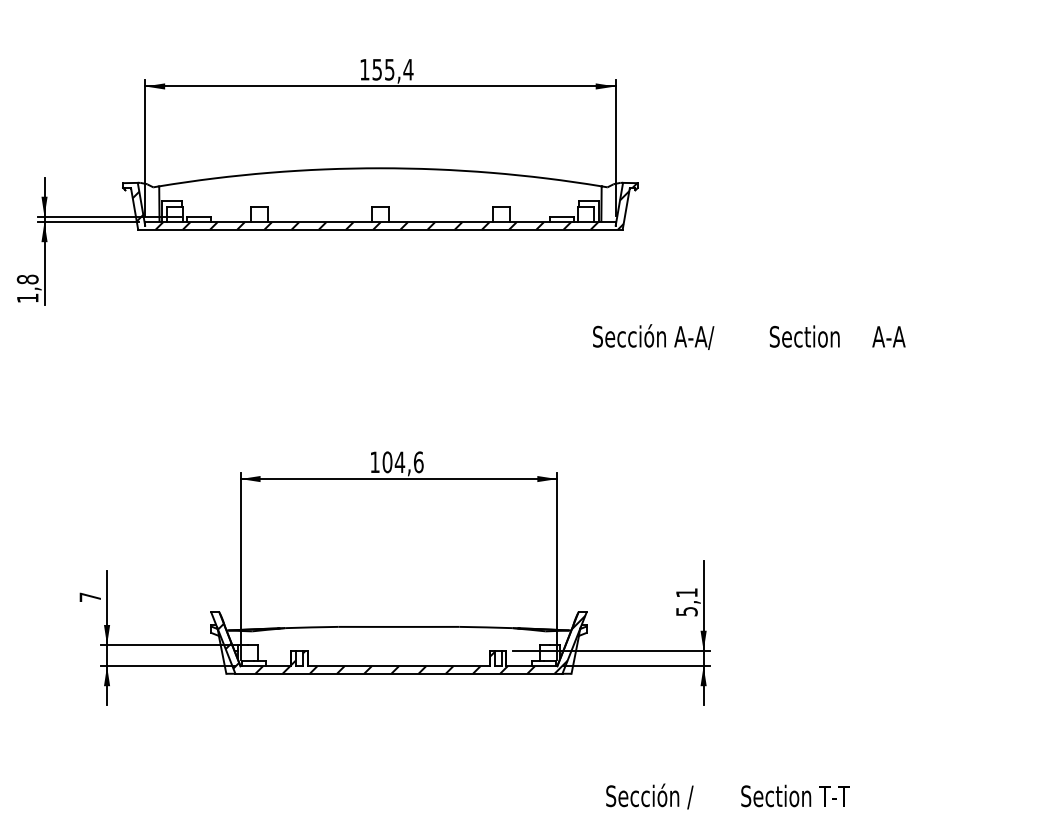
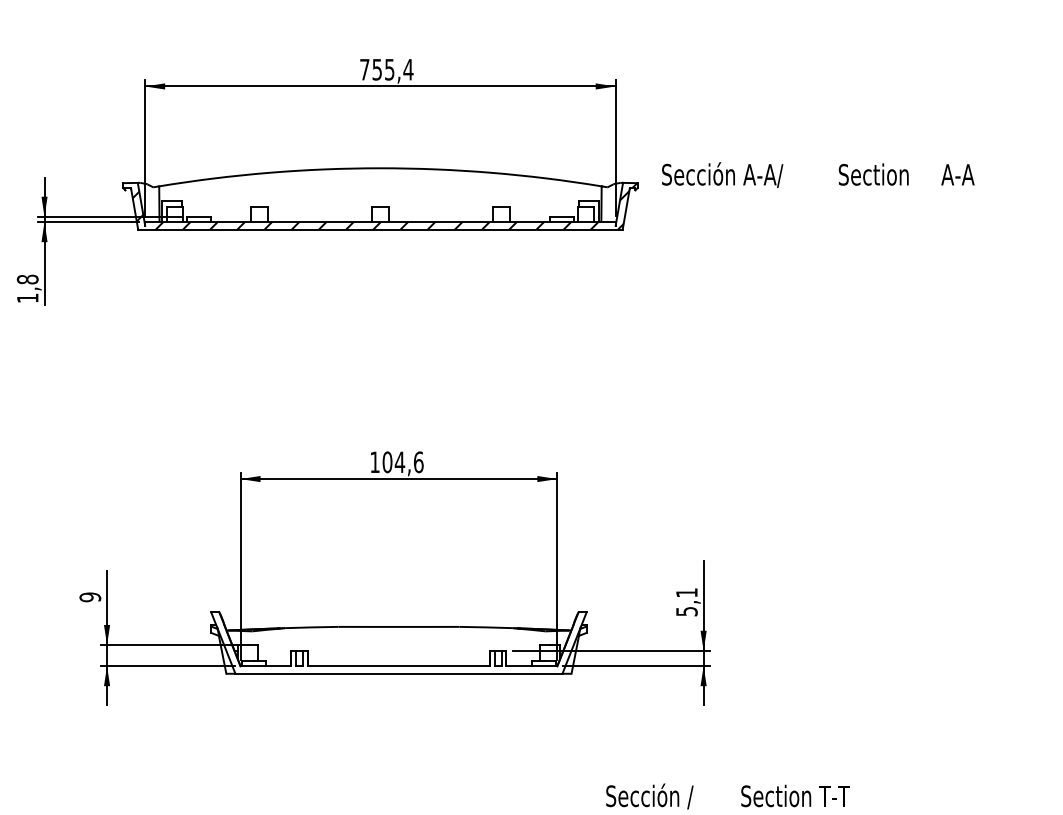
text: 155,4 -> 755,4 (364, 69)
text position: (749, 336) -> (818, 174) (818, 174)
text: 7 -> 9 (90, 597)
hatch: present -> none (401, 644)
